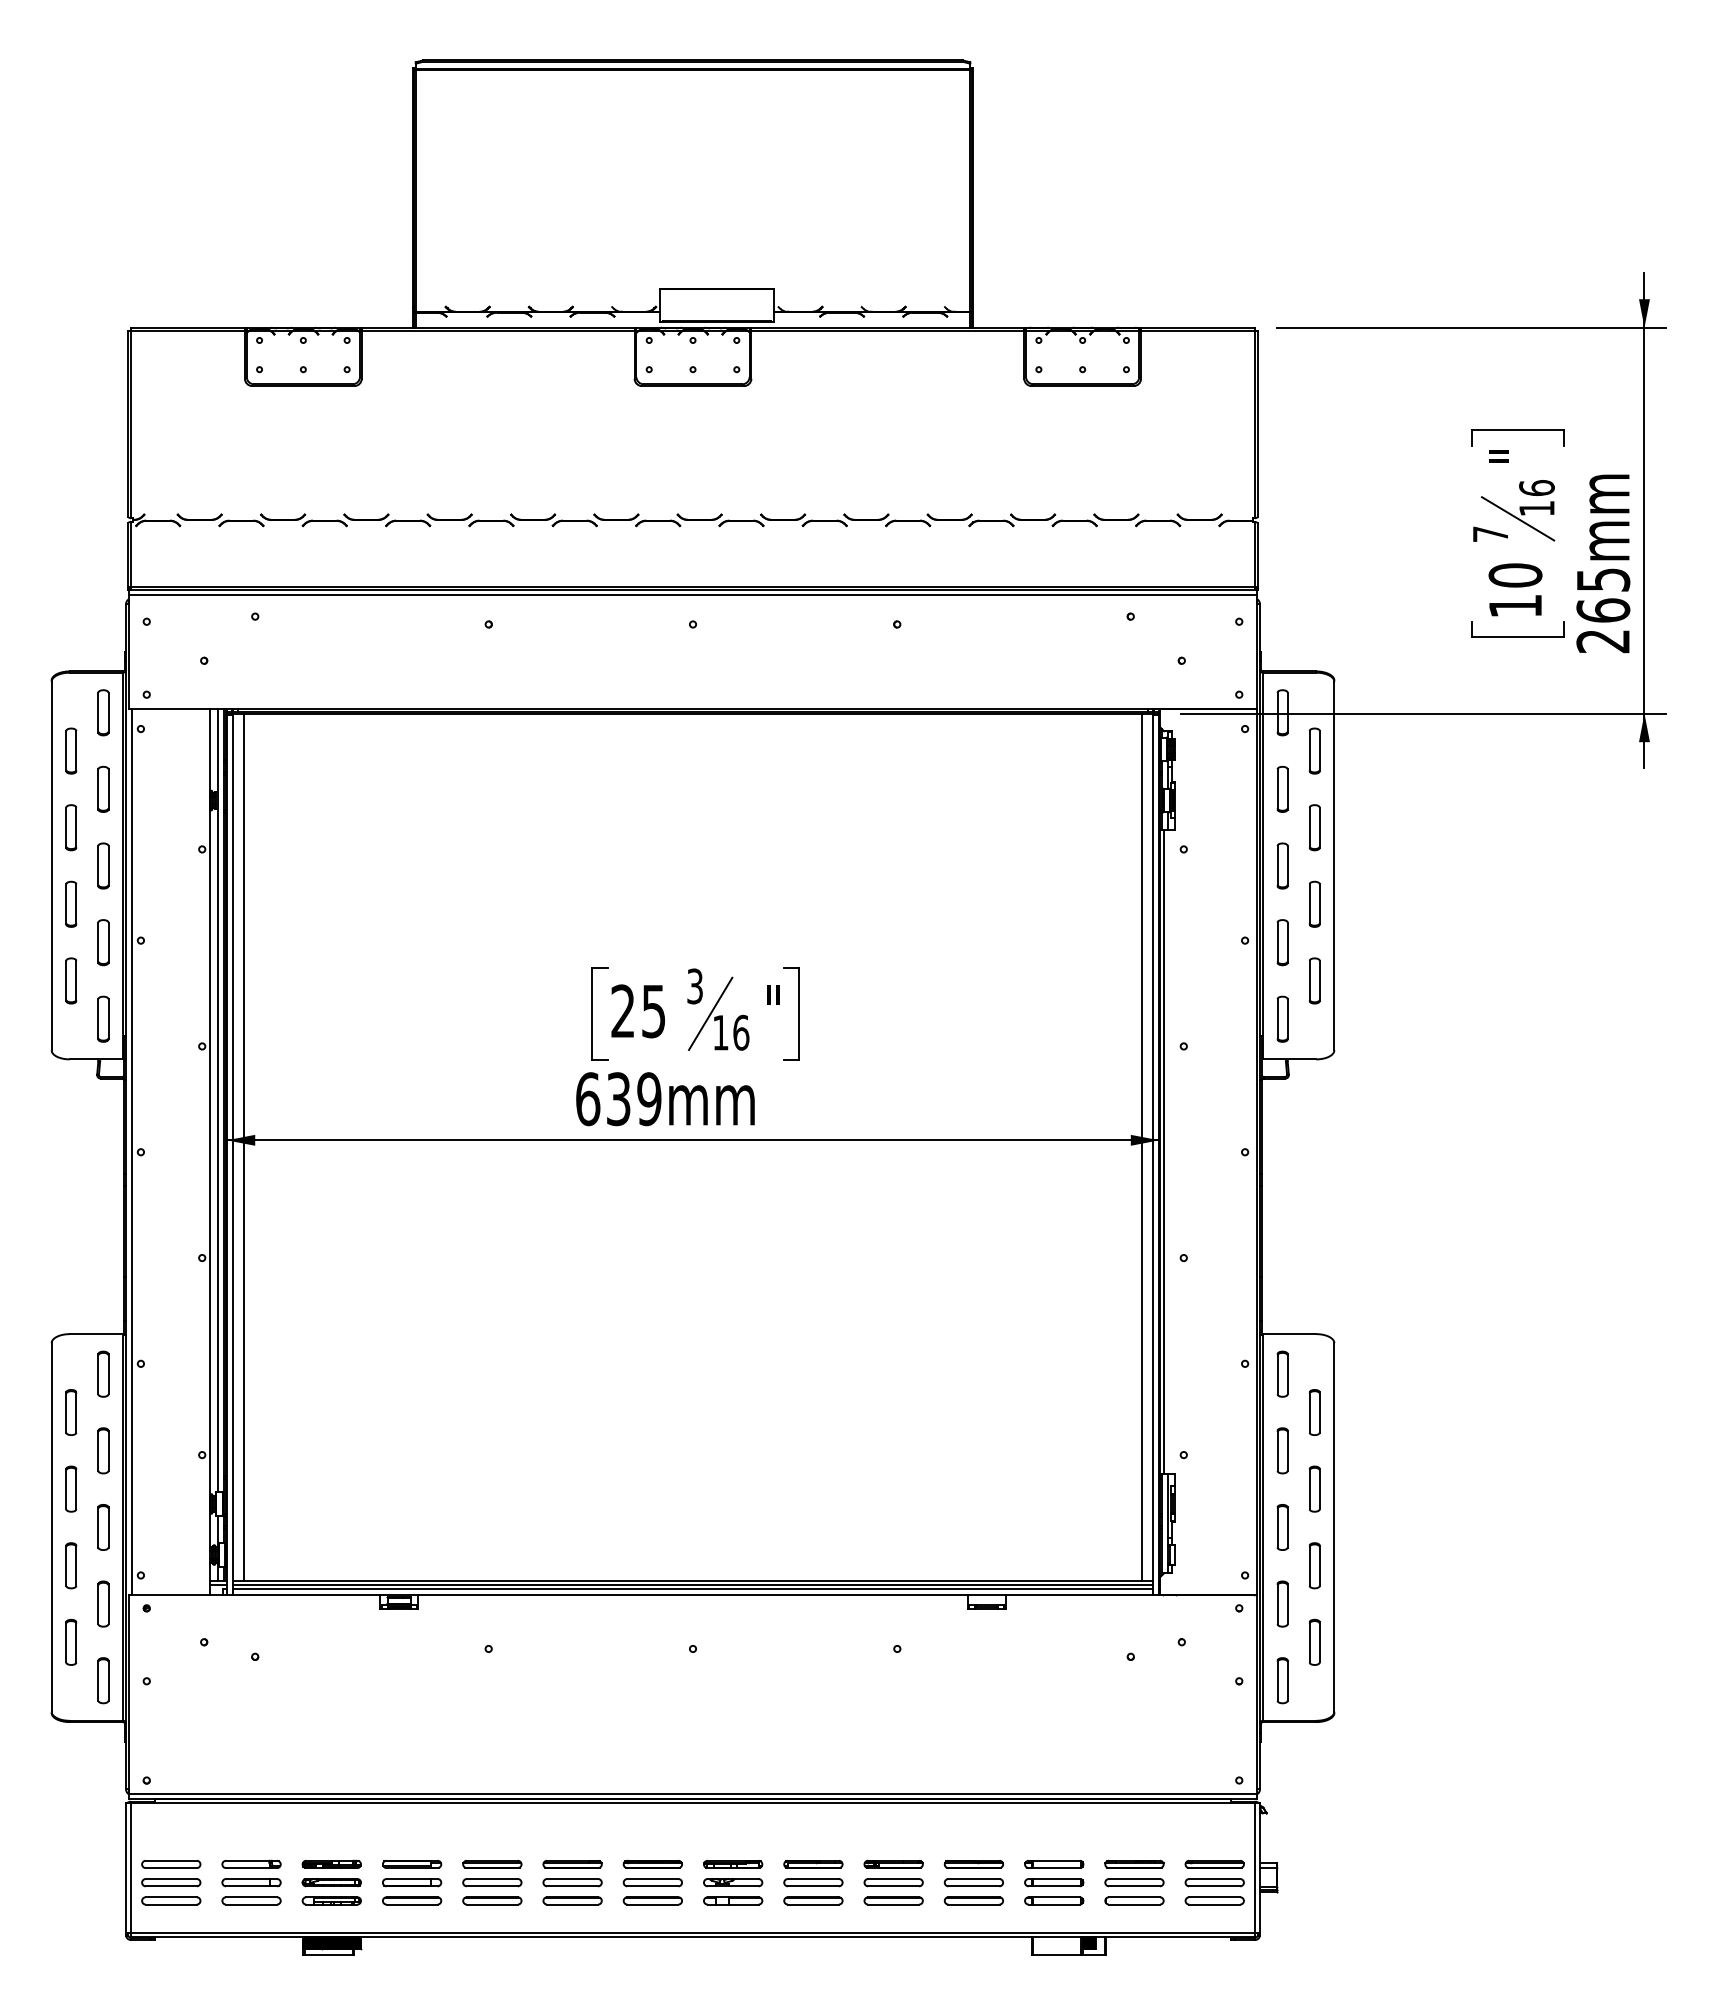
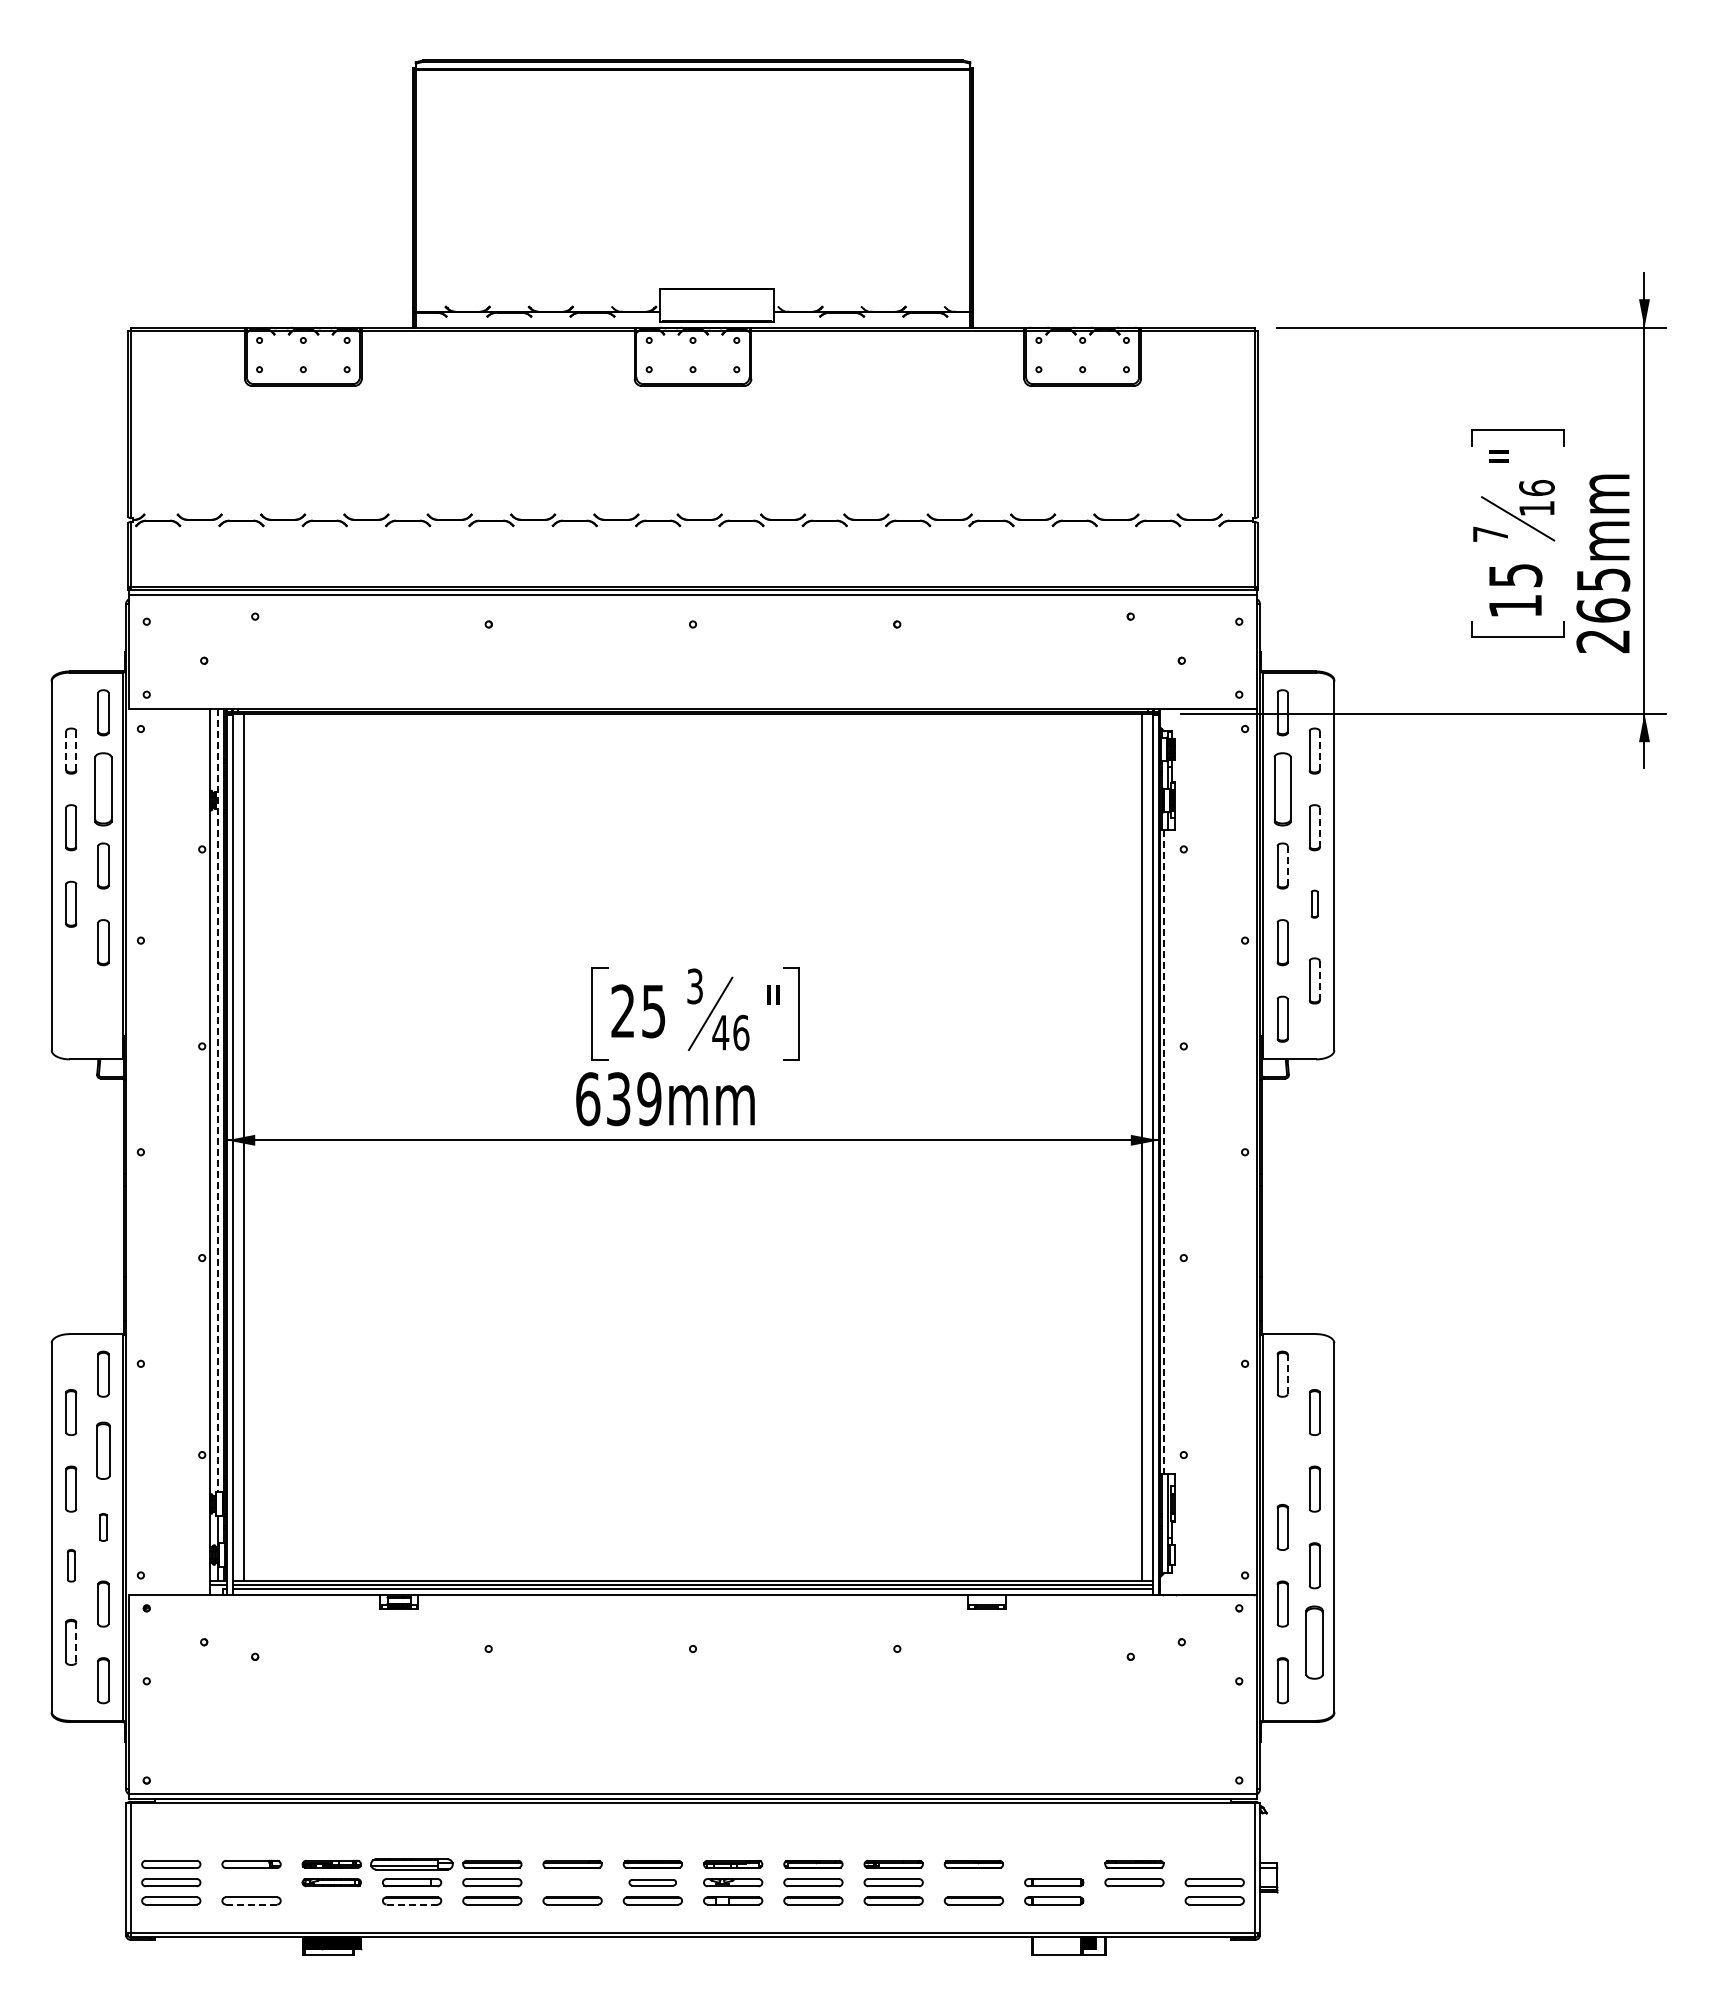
text: 10 -> 15 (1515, 575)
line: solid -> dashed (76, 750)
line: solid -> dashed (1319, 750)
line: solid -> dashed (66, 751)
part size: 13x47 px -> 19x75 px (103, 789)
part size: 13x47 px -> 19x75 px (1282, 789)
line: solid -> dashed (1319, 827)
line: solid -> dashed (1287, 865)
part size: 13x48 px -> 9x30 px (1314, 903)
part: present -> none (71, 980)
line: solid -> dashed (1319, 980)
part: present -> none (103, 1018)
text: 16 -> 46 (720, 1032)
line: solid -> dashed (217, 1101)
line: present -> none (131, 1152)
line: solid -> dashed (1164, 1152)
line: solid -> dashed (1287, 1373)
part size: 13x48 px -> 15x59 px (103, 1450)
part: present -> none (1282, 1450)
part size: 13x47 px -> 9x29 px (103, 1527)
part size: 13x48 px -> 9x34 px (71, 1565)
line: solid -> dashed (76, 1641)
part size: 12x48 px -> 19x75 px (1314, 1642)
part size: 61x9 px -> 84x13 px (411, 1864)
part: present -> none (1054, 1864)
part: present -> none (1214, 1864)
part: present -> none (251, 1882)
part: present -> none (572, 1882)
part size: 61x10 px -> 49x8 px (652, 1882)
part: present -> none (973, 1882)
part: present -> none (331, 1900)
part: present -> none (1134, 1900)
line: solid -> dashed (251, 1904)
line: solid -> dashed (412, 1904)
